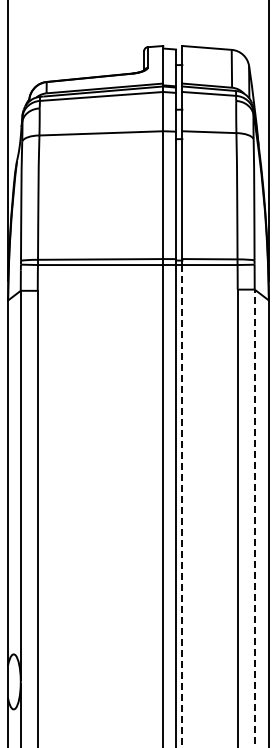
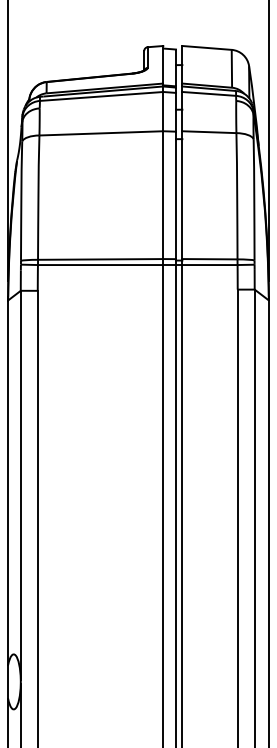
line: dashed -> solid (182, 506)
line: dashed -> solid (254, 518)
